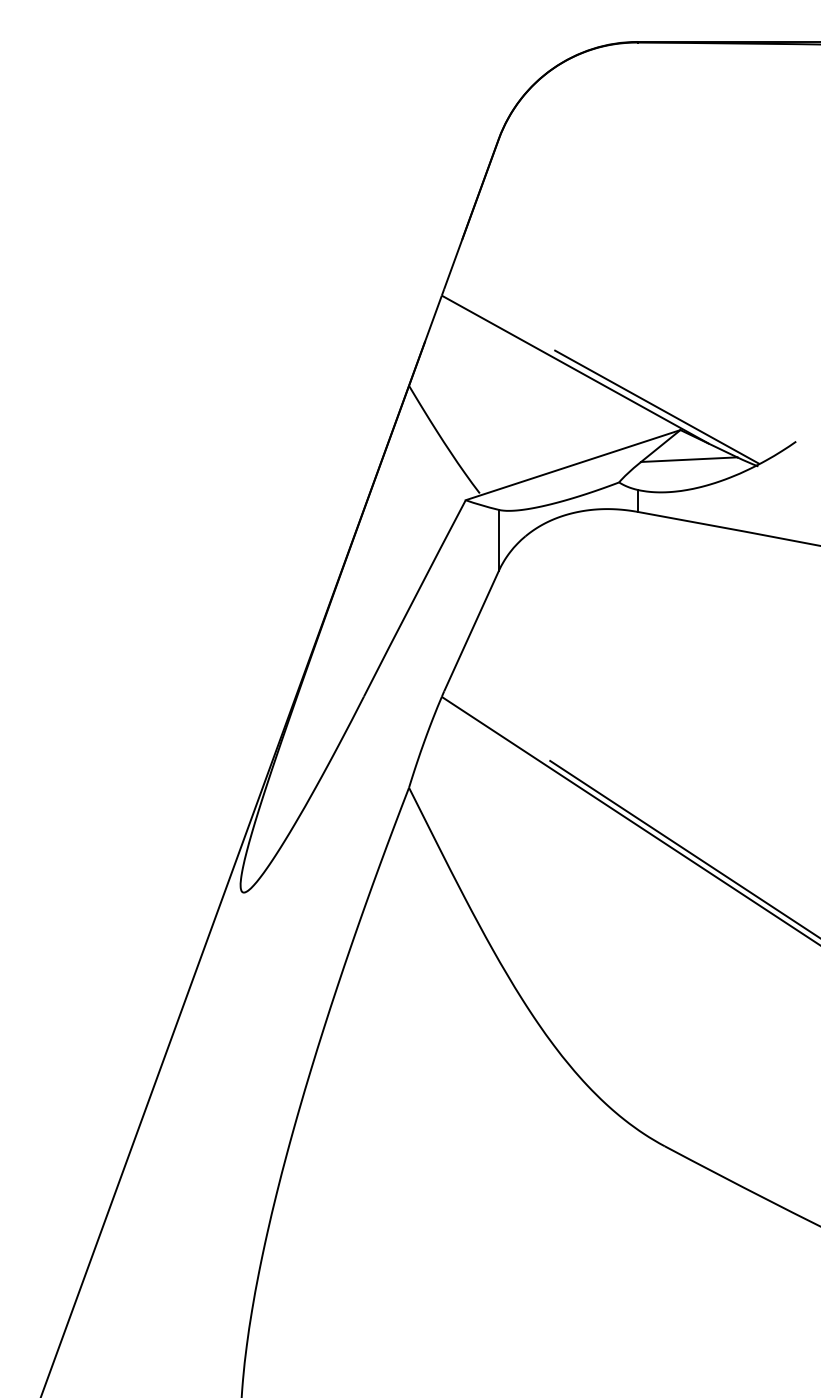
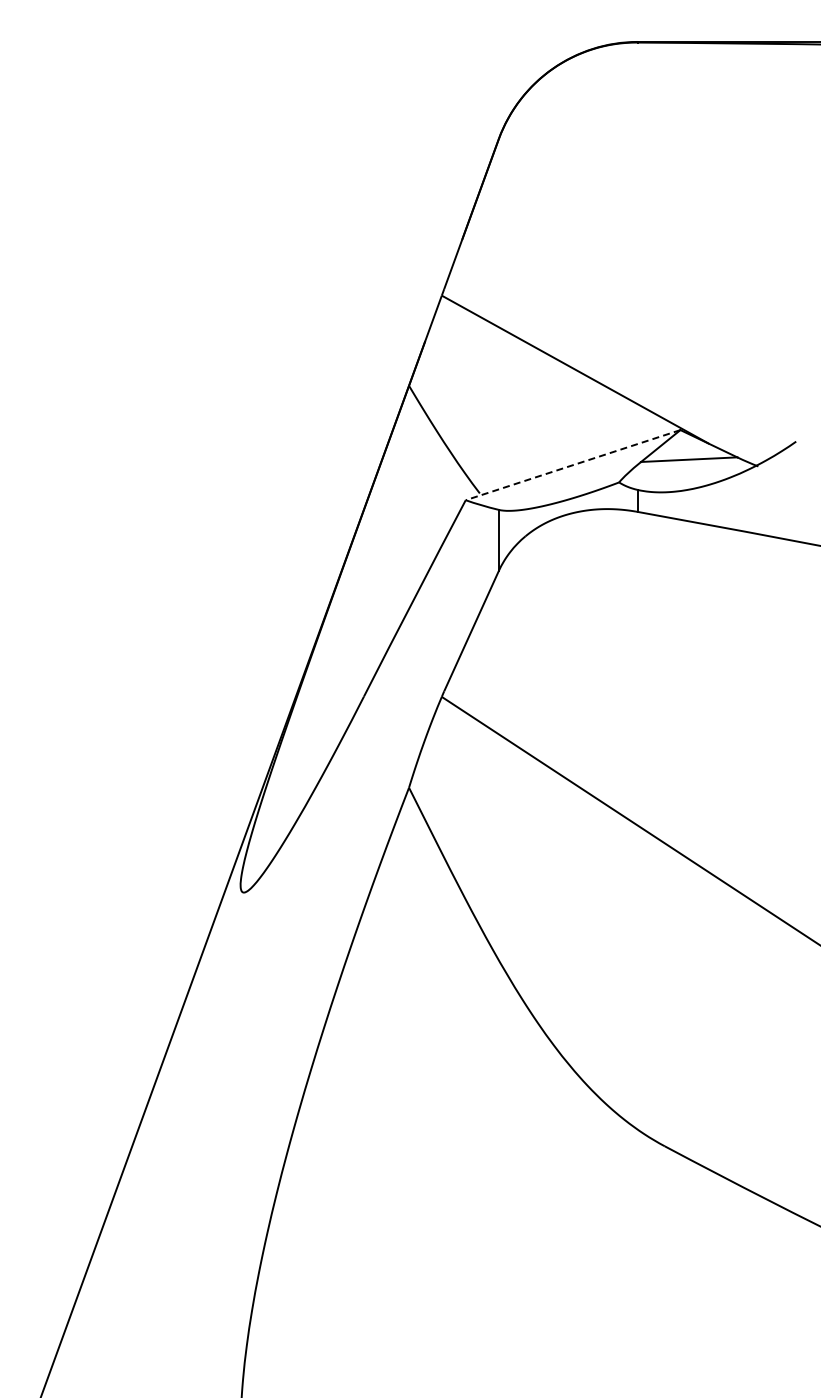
line: present -> none (656, 406)
line: solid -> dashed (573, 465)
line: present -> none (683, 848)
